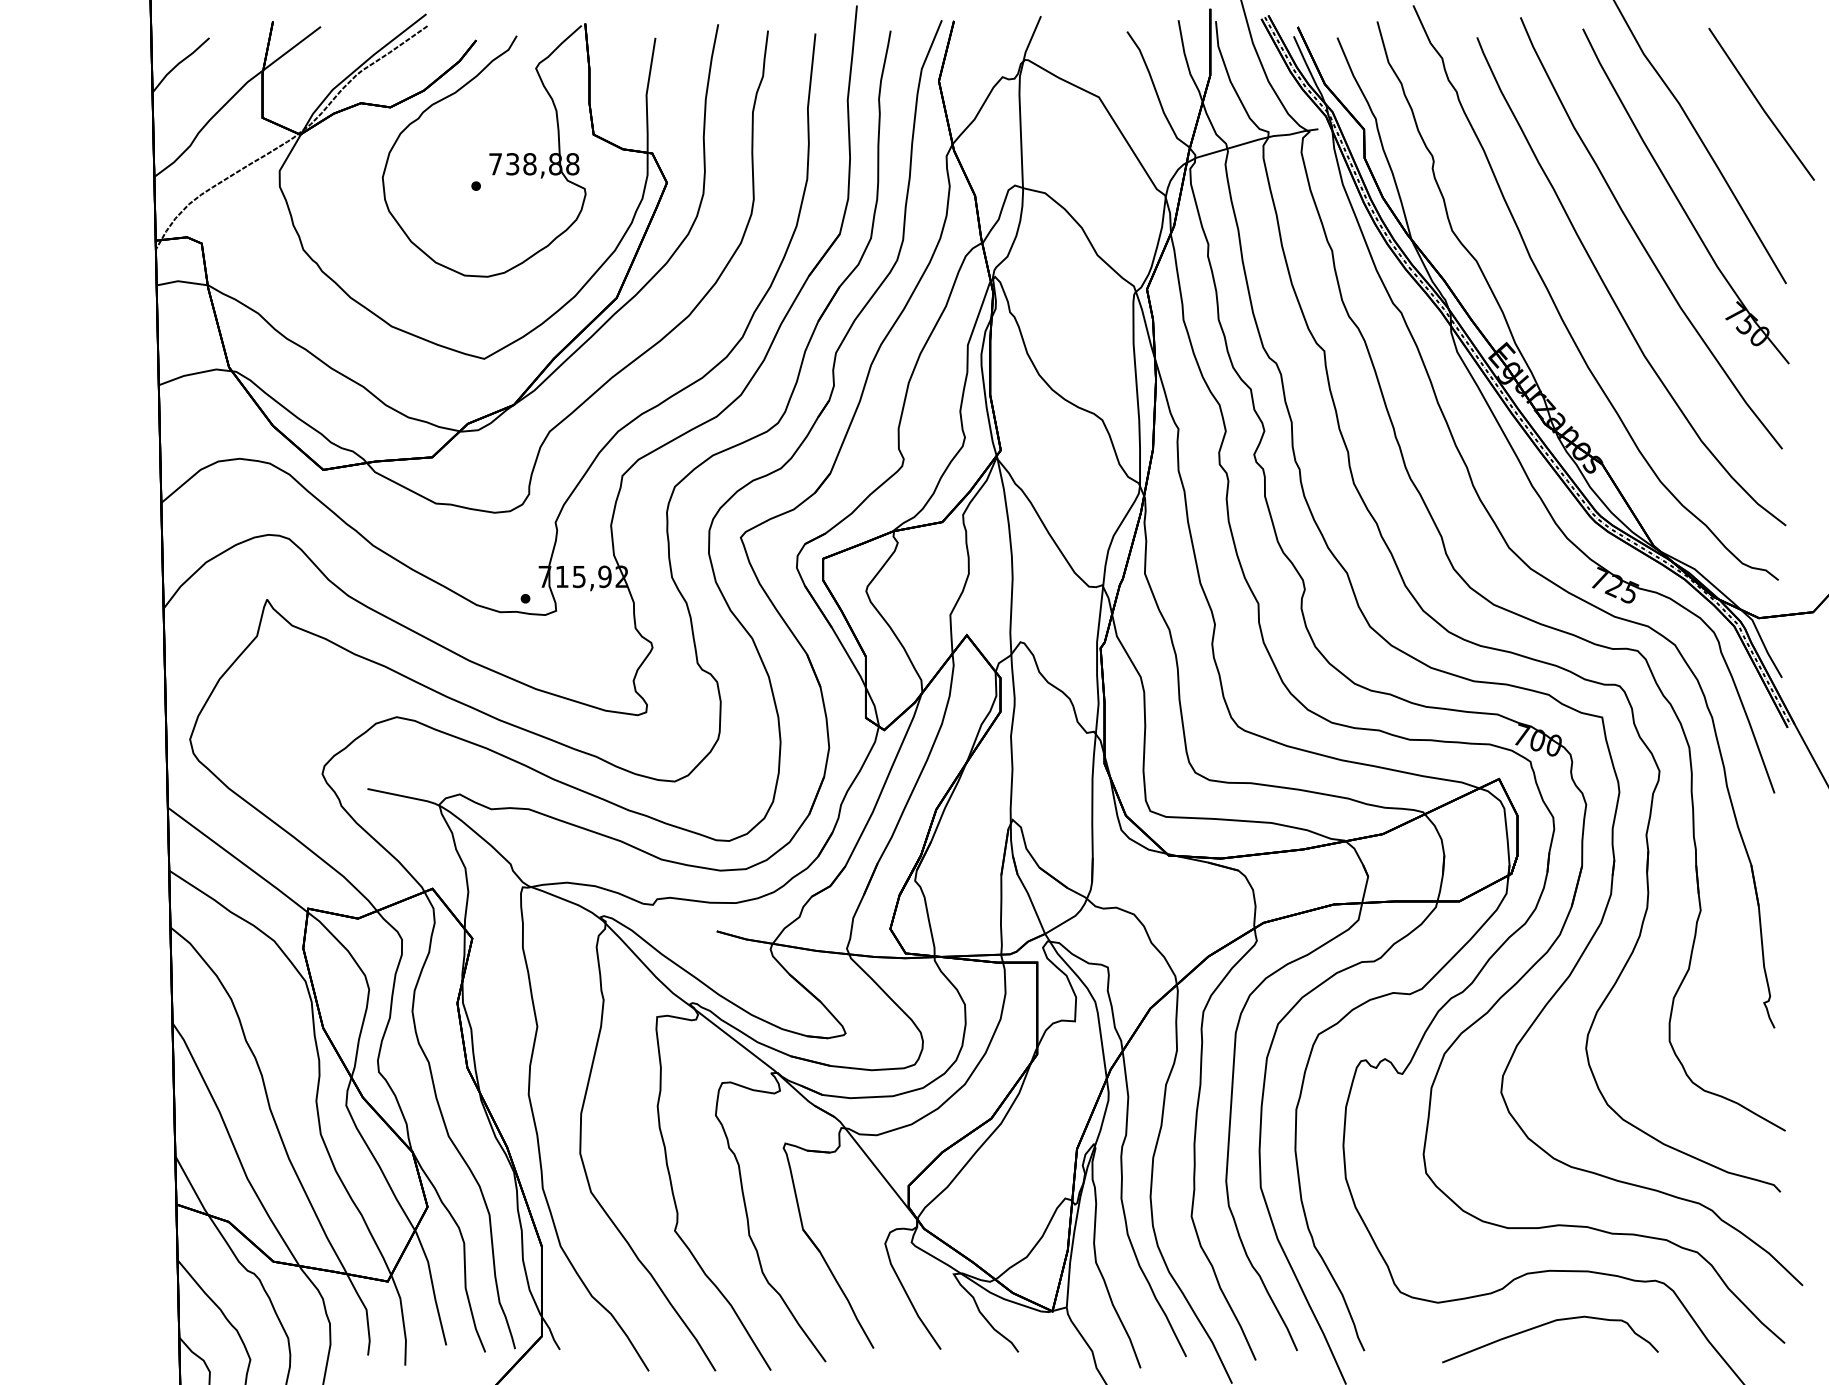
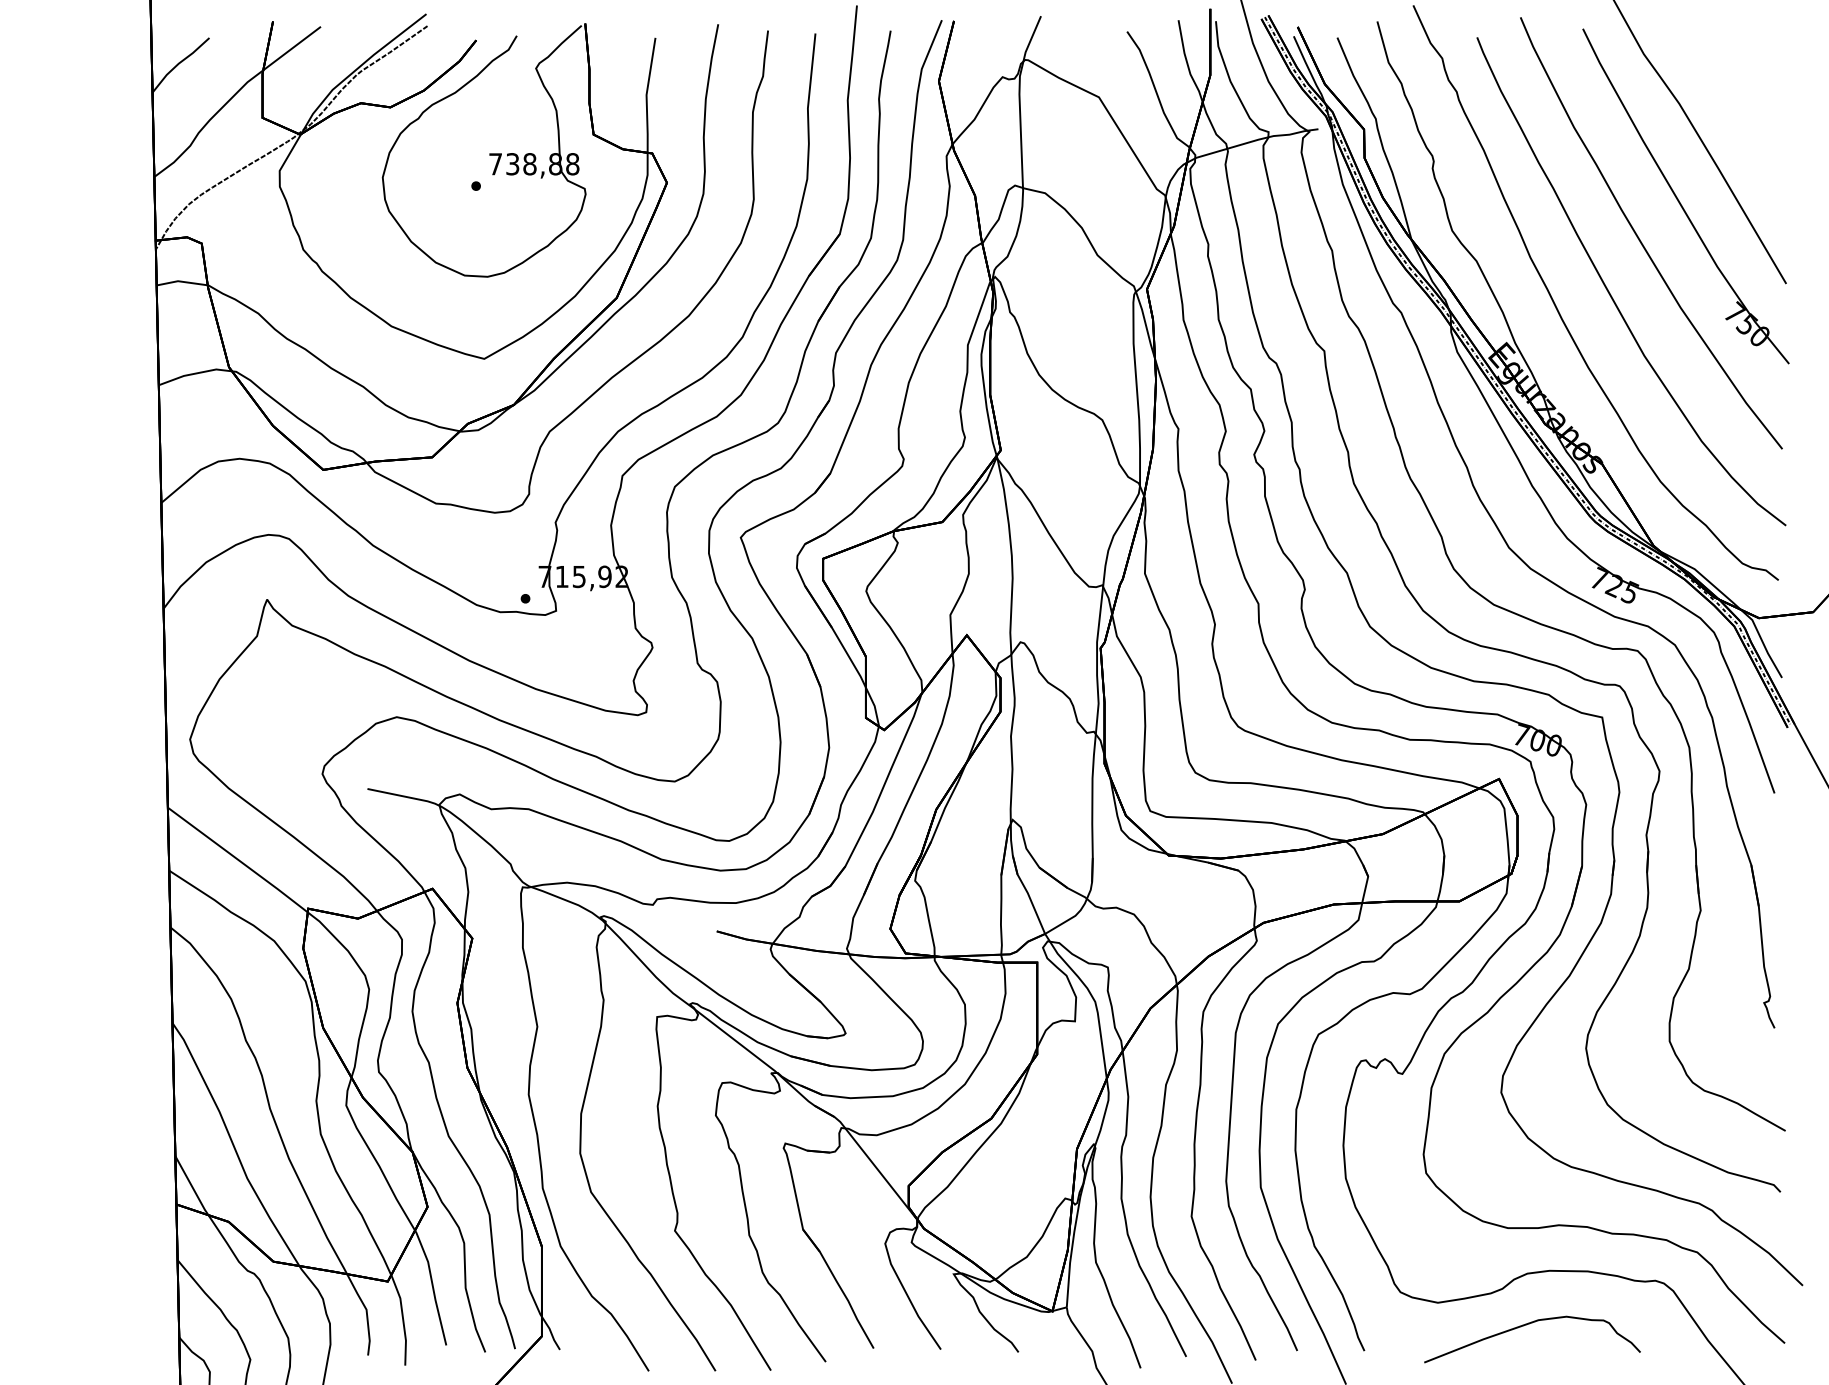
line: present -> none (1760, 103)
curve position: (1544, 1325) -> (1526, 1325) (1526, 1325)
